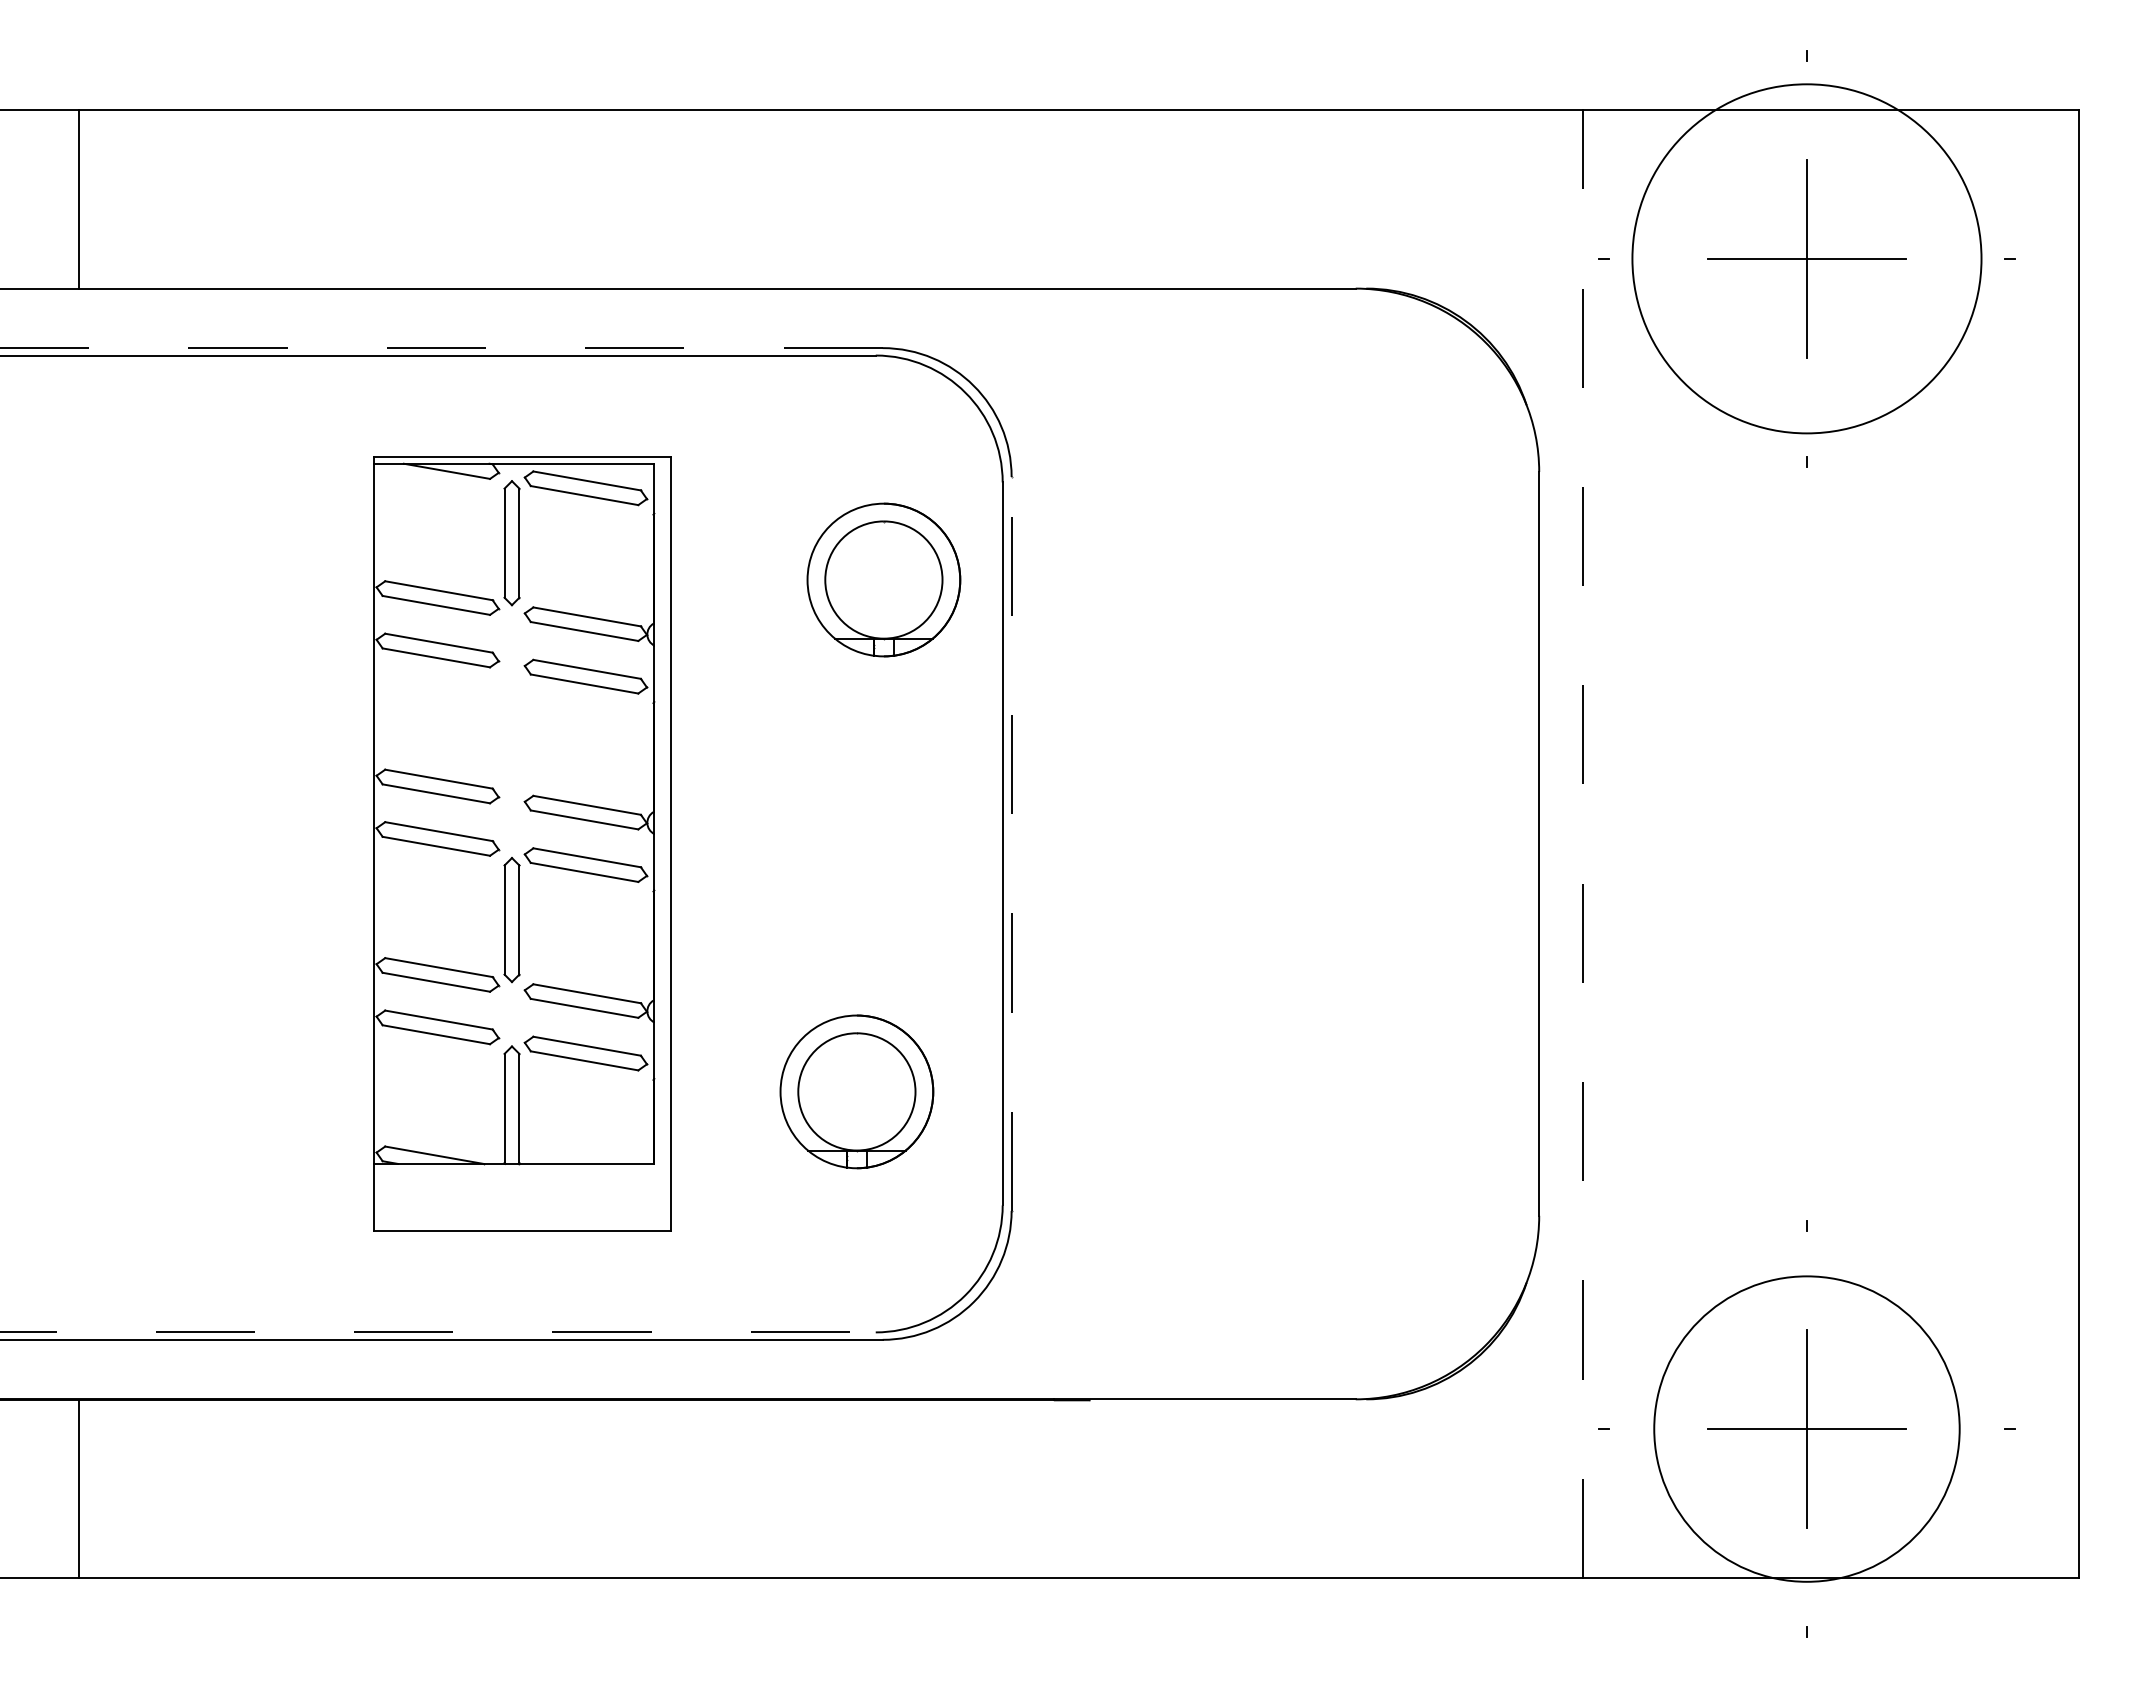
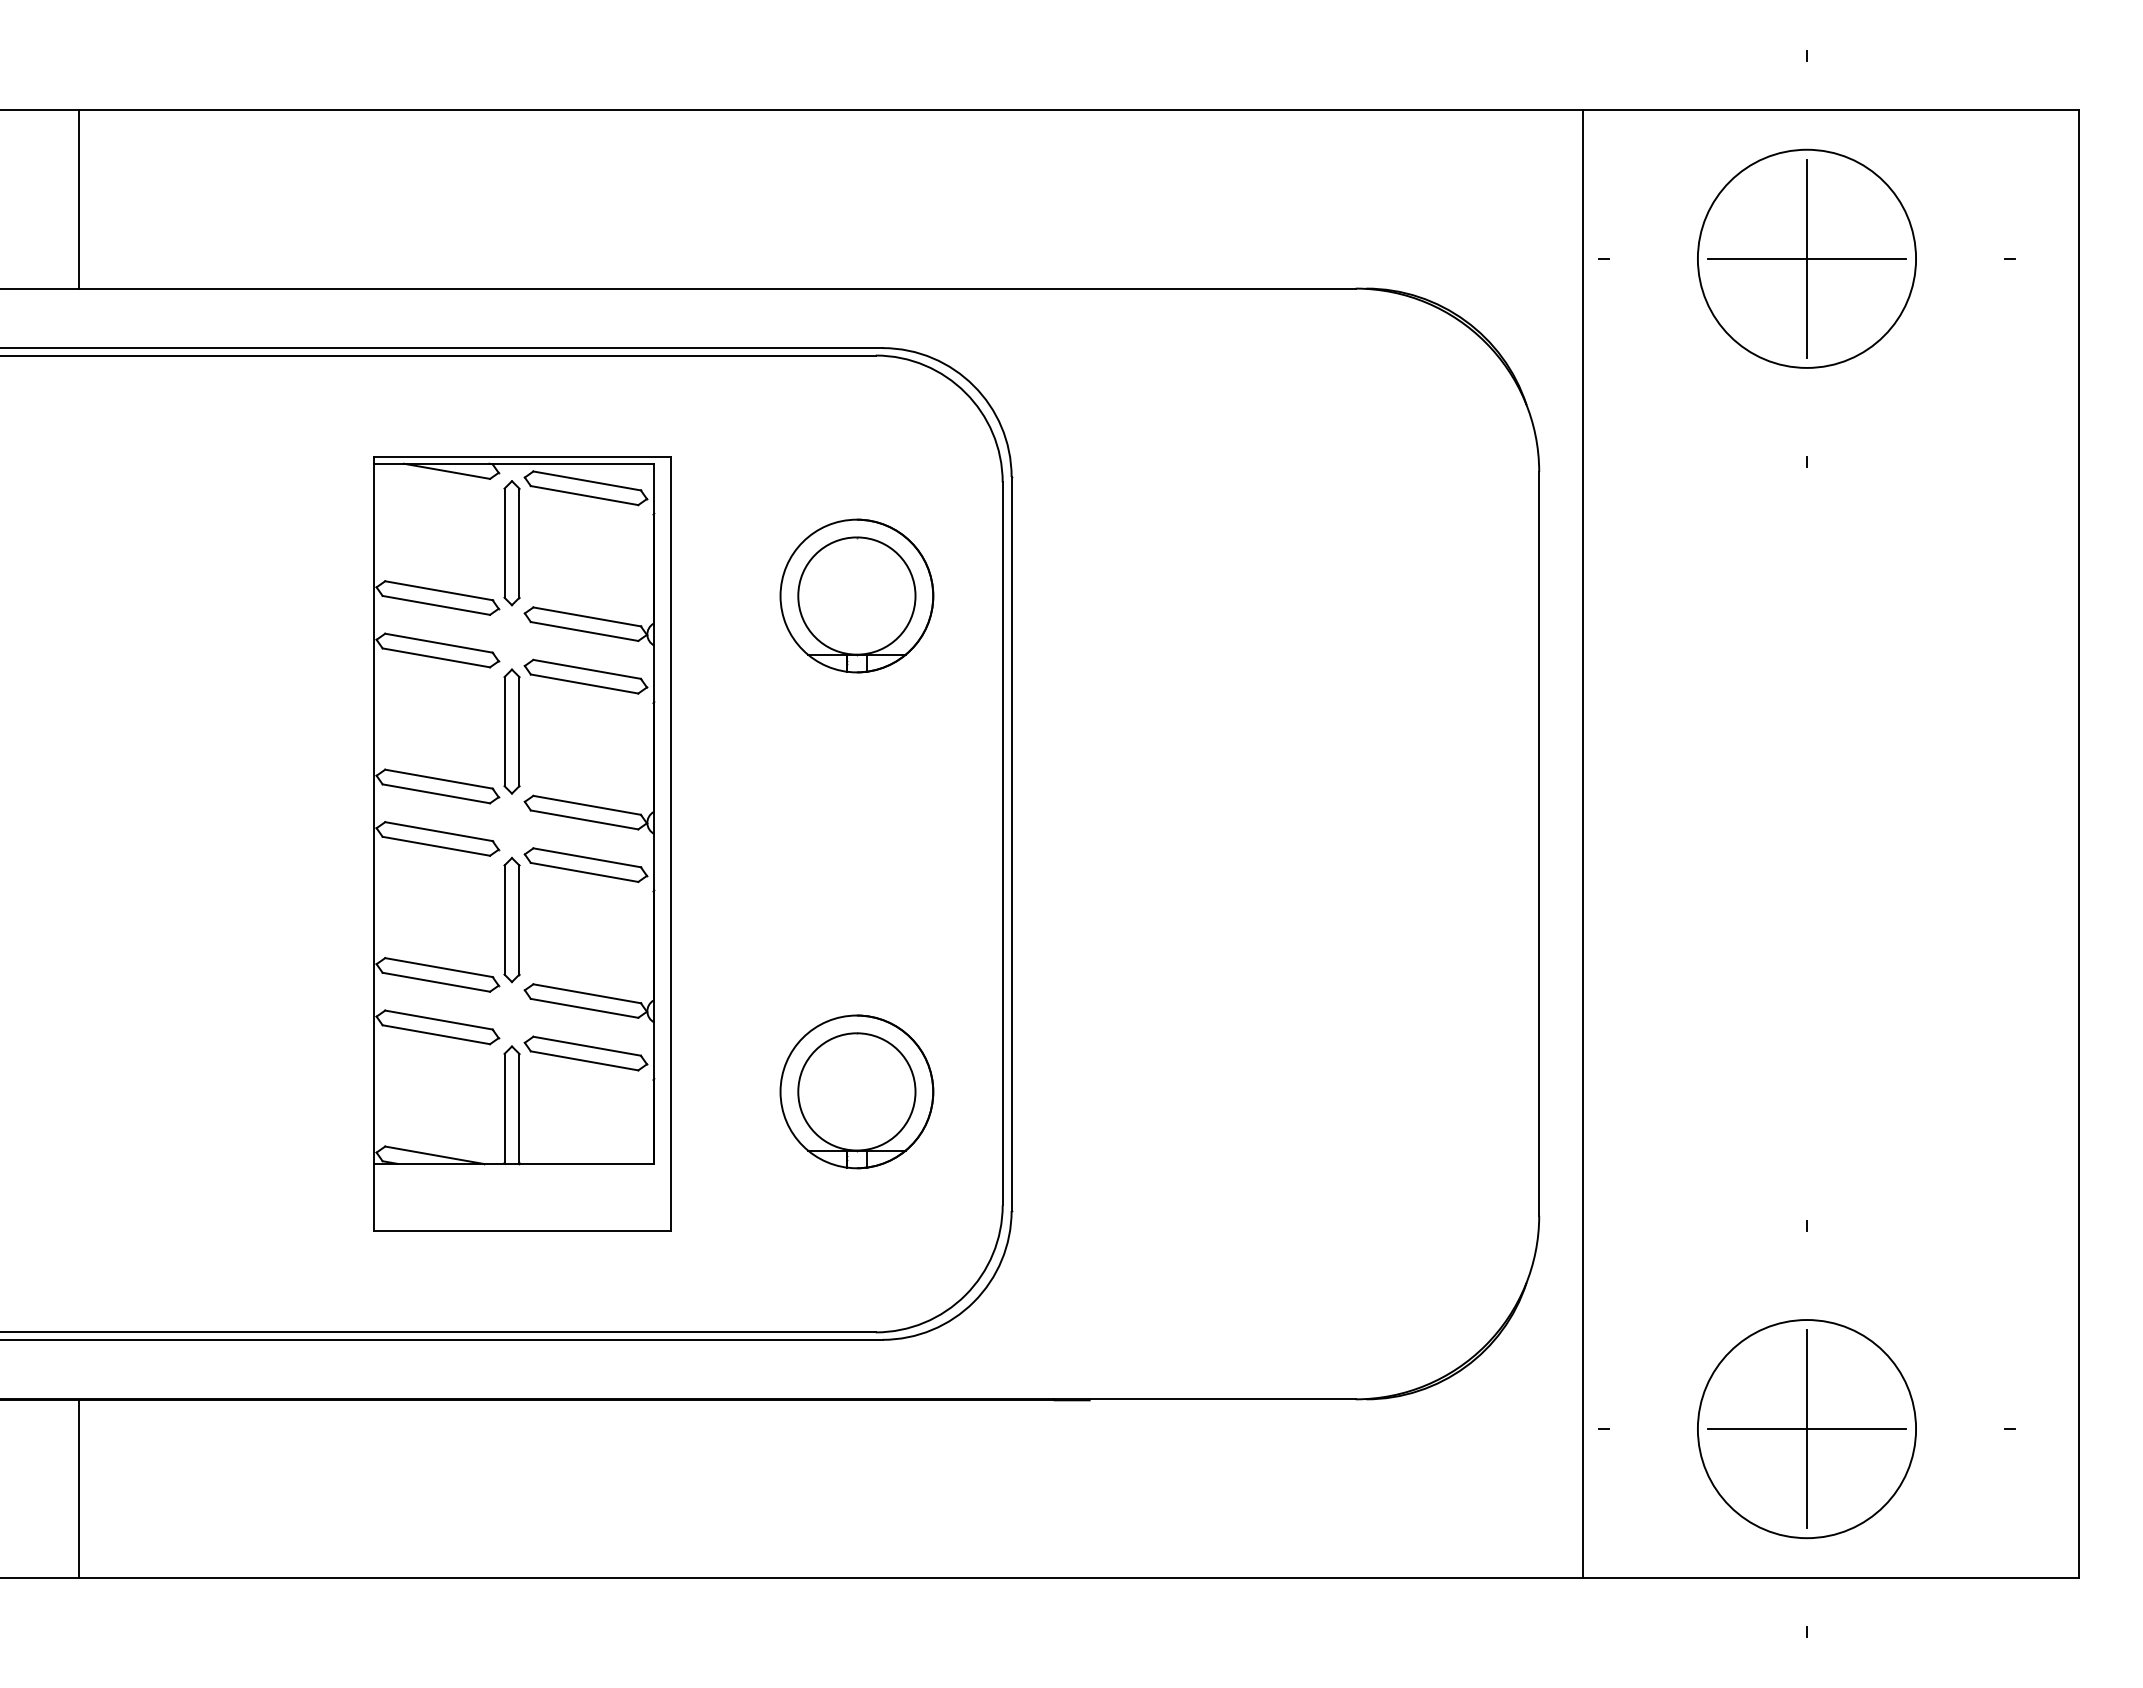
circle diameter: 349 px -> 218 px (1806, 258)
line: dashed -> solid (441, 348)
part position: (883, 579) -> (856, 595) (856, 595)
part: none -> present (511, 731)
line: dashed -> solid (1011, 843)
line: dashed -> solid (1582, 843)
line: dashed -> solid (437, 1332)
circle diameter: 305 px -> 218 px (1806, 1429)
